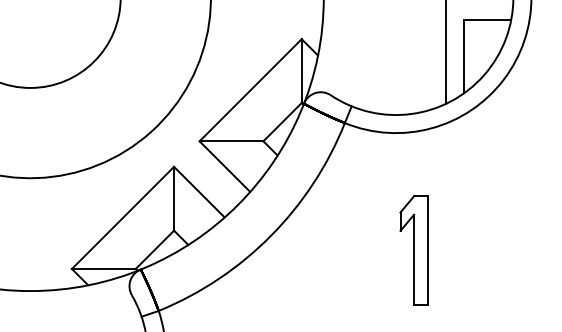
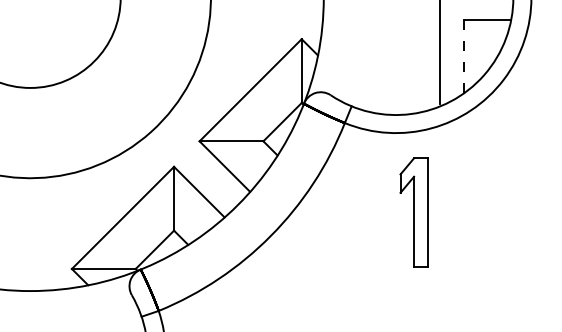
line position: (445, 53) -> (439, 53) (439, 53)
line: solid -> dashed (463, 56)
part position: (413, 250) -> (413, 212) (413, 212)
